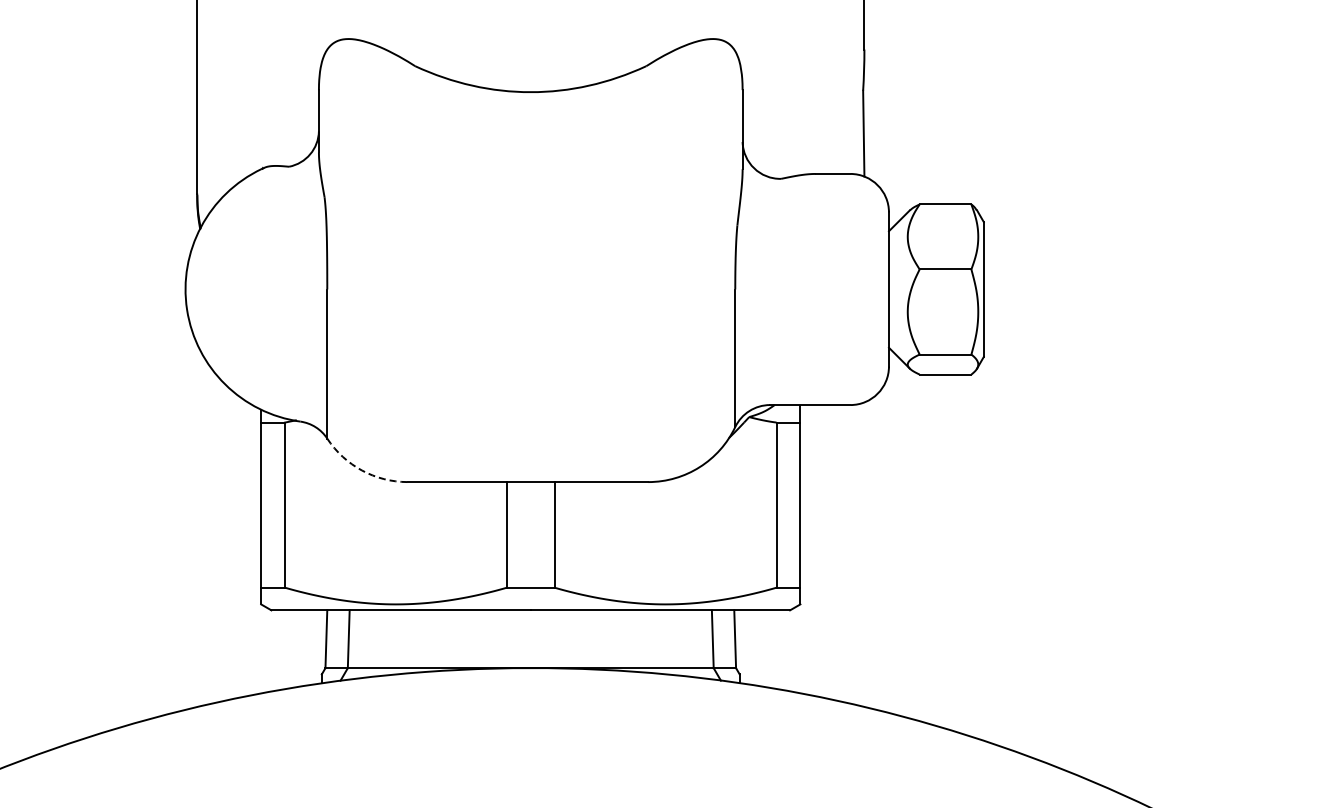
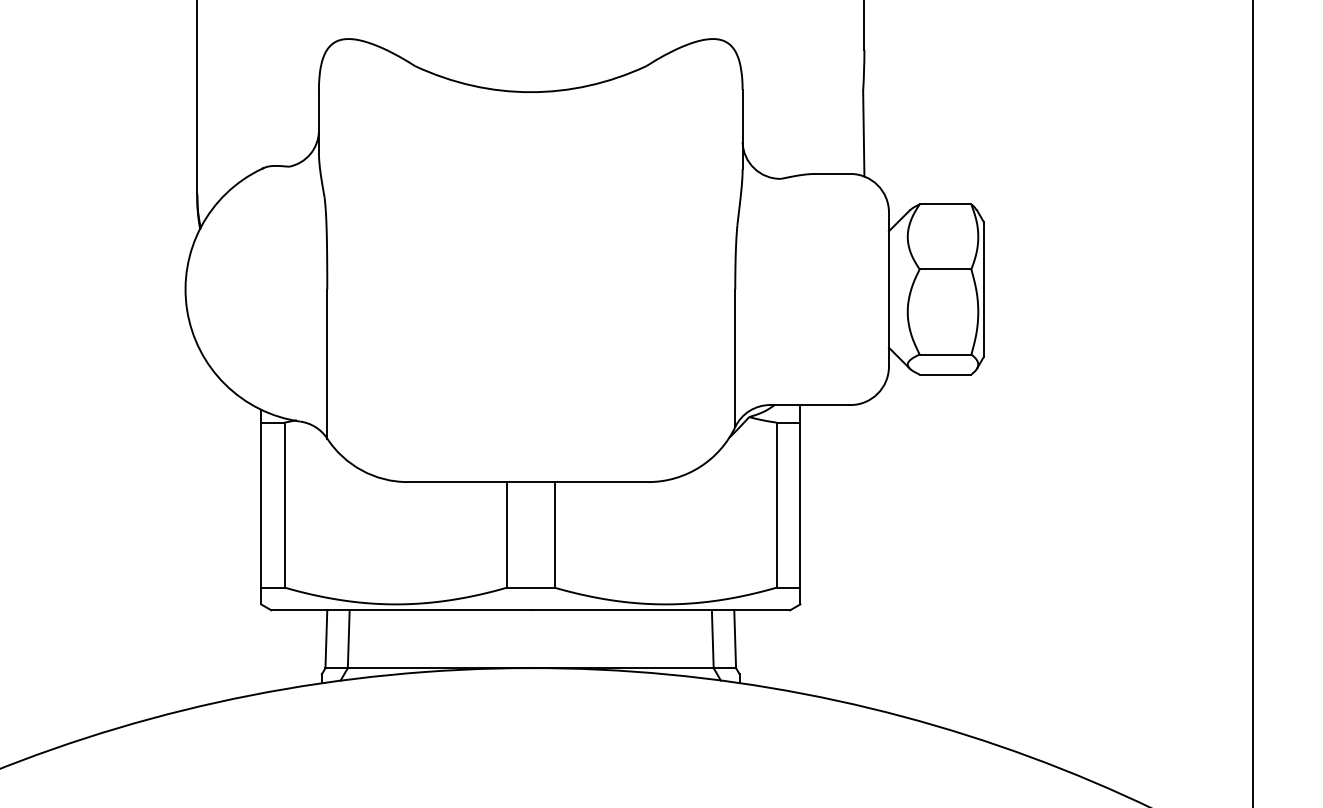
line: none -> present (1252, 403)
arc: dashed -> solid (362, 470)
